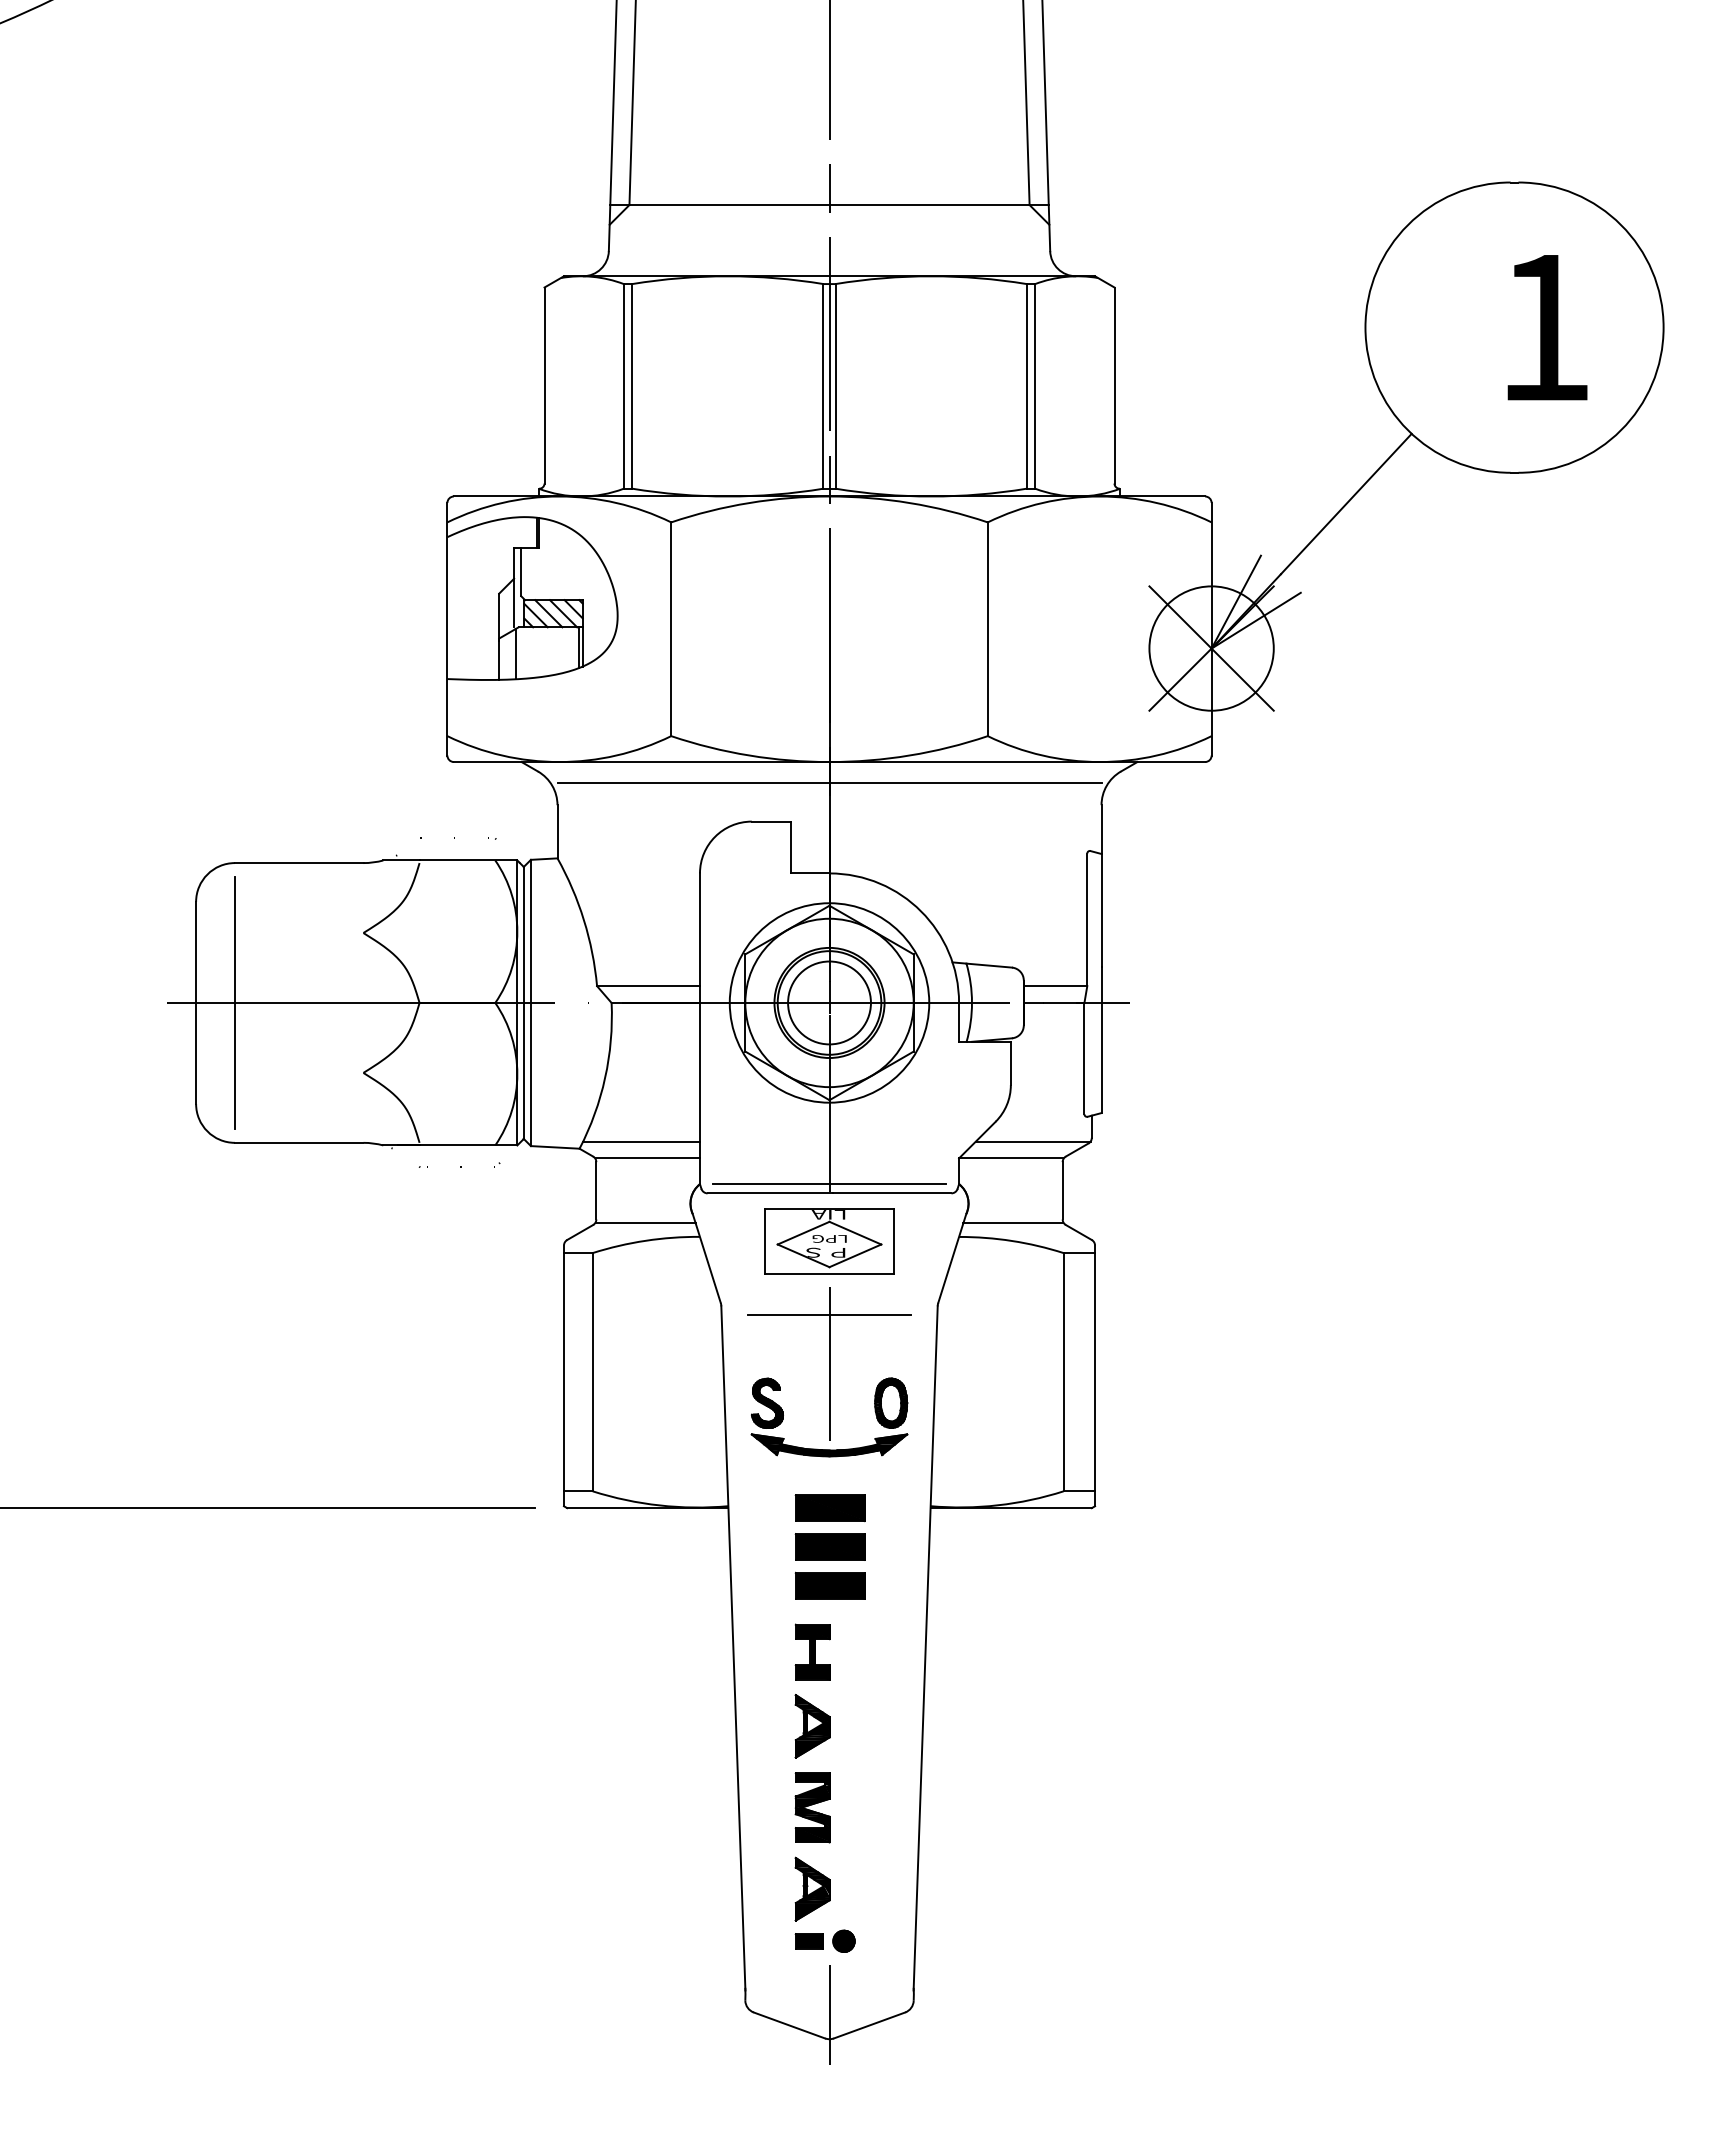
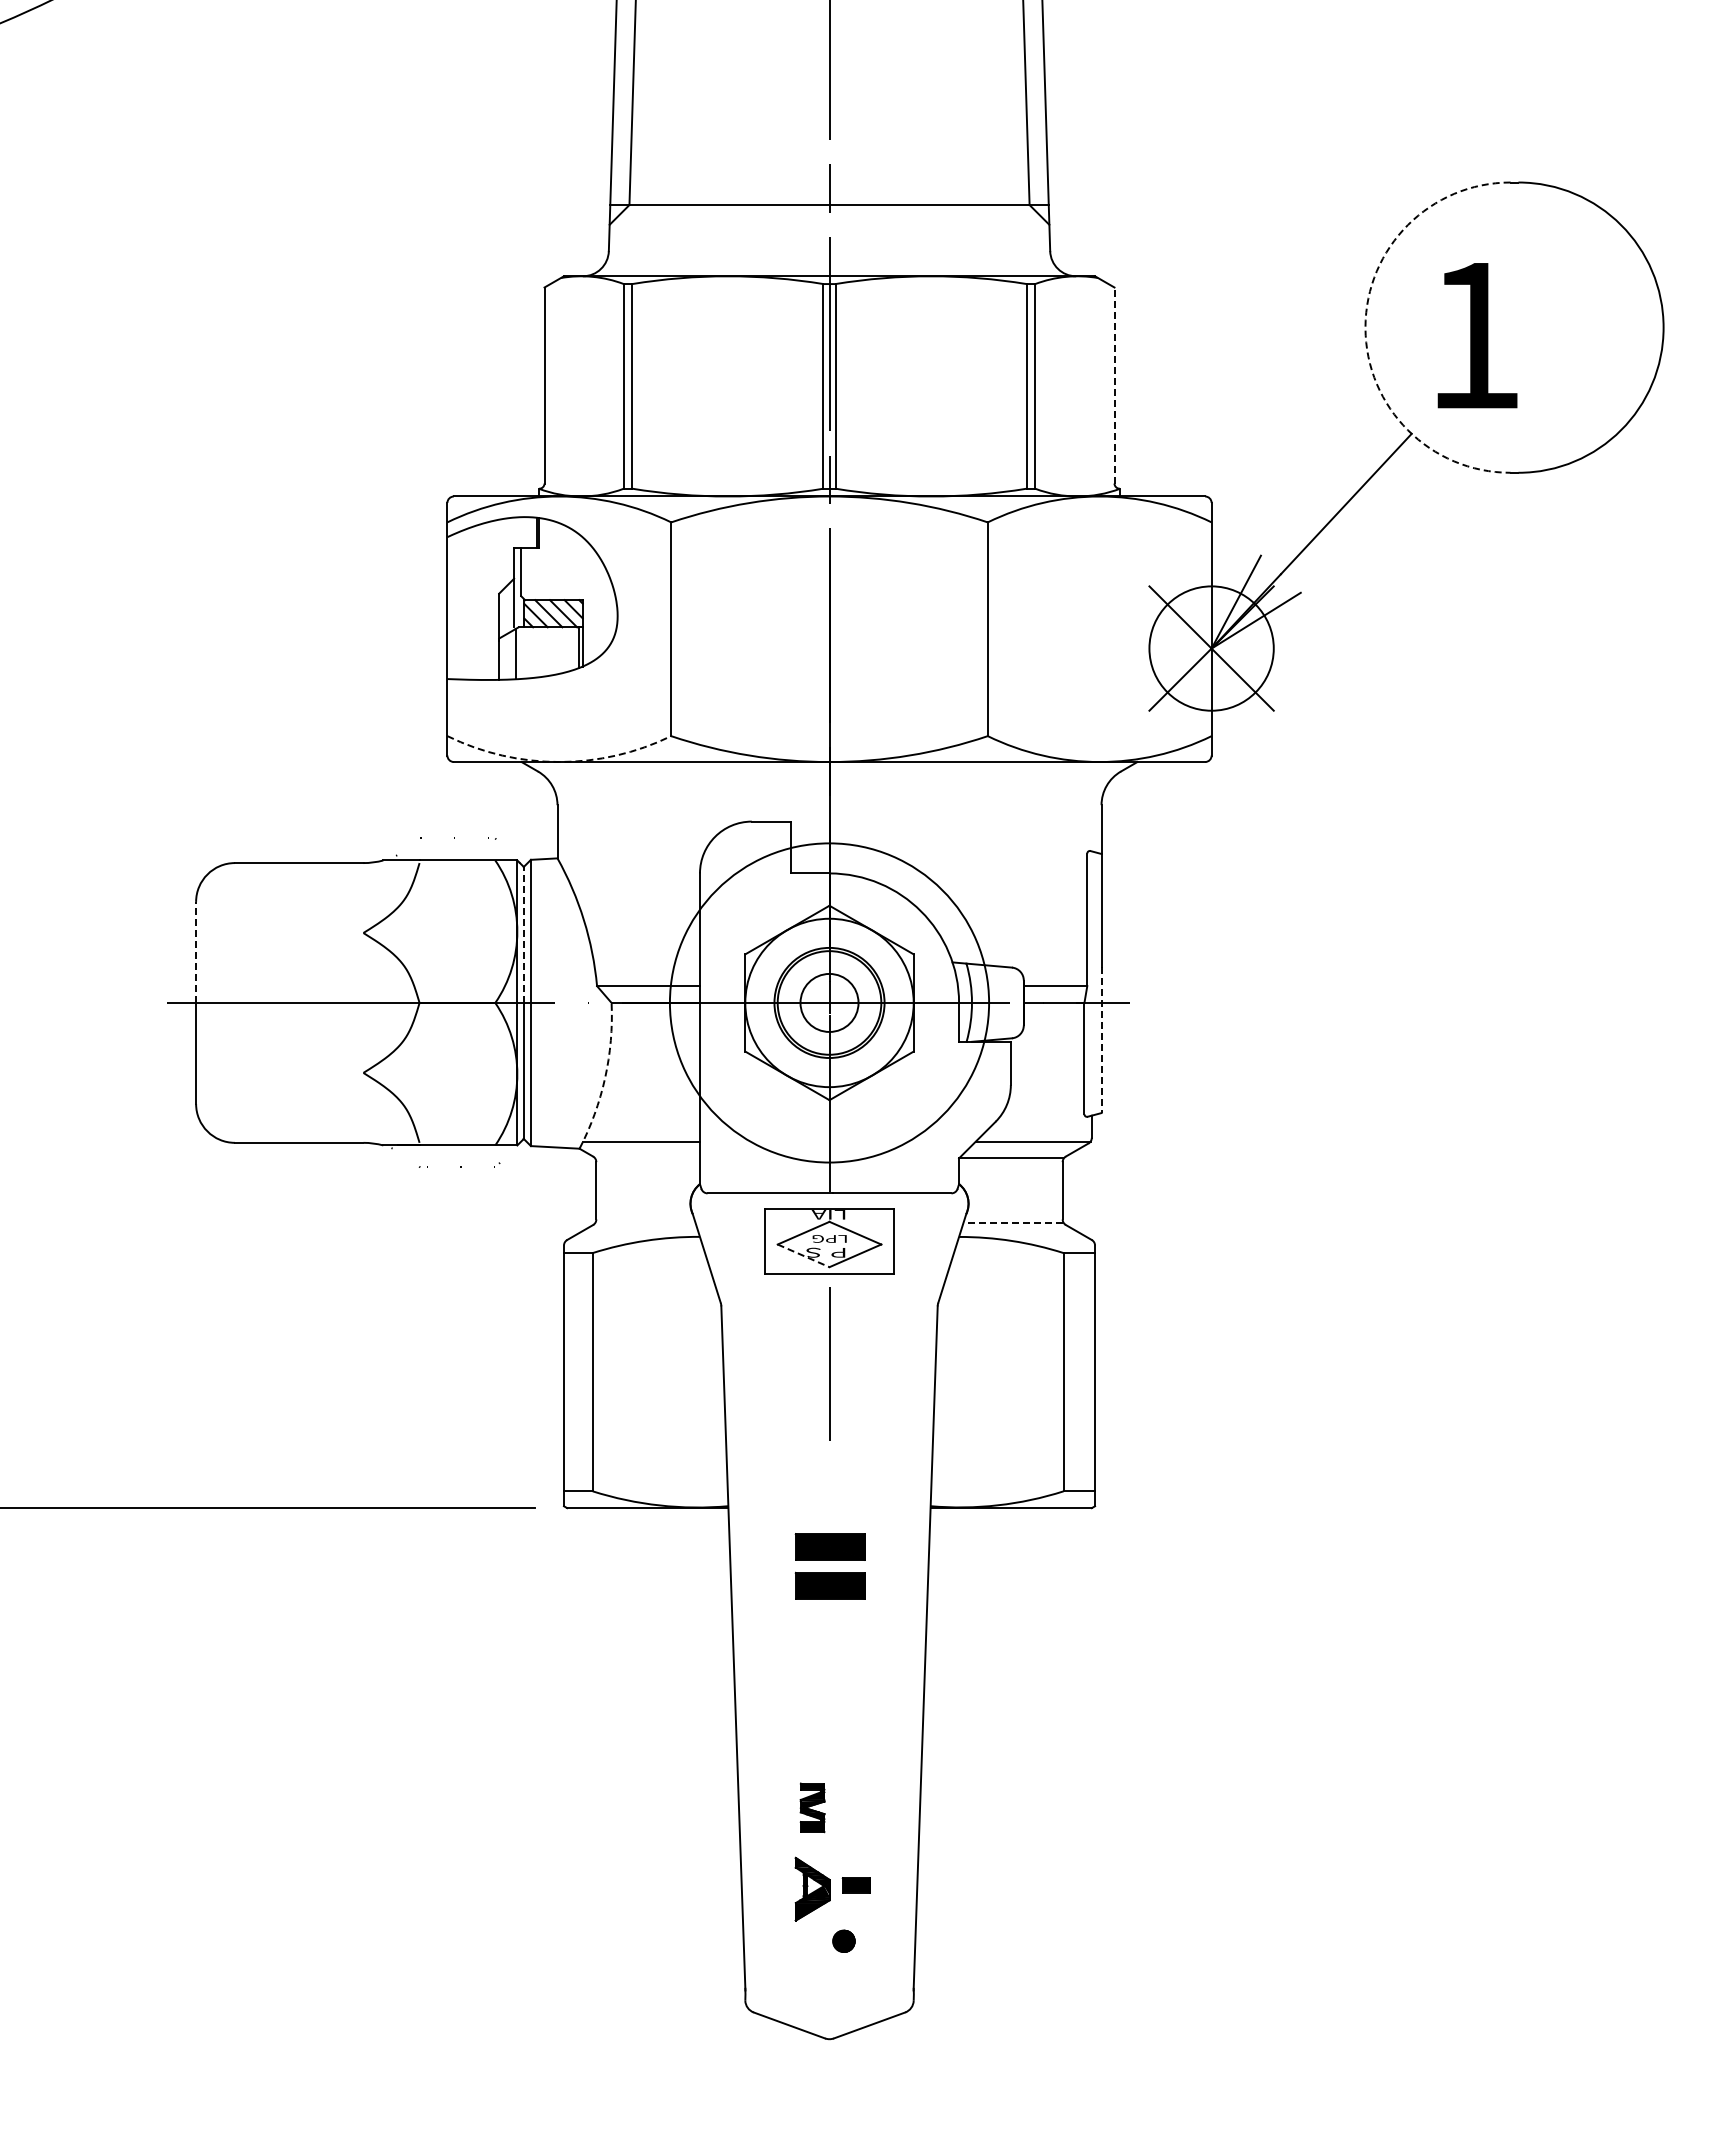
arc: solid -> dashed (1365, 327)
text position: (1547, 327) -> (1477, 335) (1477, 335)
line: solid -> dashed (1114, 385)
arc: solid -> dashed (559, 762)
line: present -> none (829, 782)
line: solid -> dashed (523, 934)
line: solid -> dashed (196, 952)
line: present -> none (234, 1002)
circle diameter: 199 px -> 319 px (829, 1002)
circle diameter: 83 px -> 58 px (829, 1002)
line: solid -> dashed (1101, 1040)
arc: solid -> dashed (605, 1077)
line: present -> none (647, 1158)
line: present -> none (829, 1184)
line: present -> none (645, 1223)
line: solid -> dashed (1013, 1223)
line: solid -> dashed (804, 1256)
line: present -> none (829, 1315)
part: present -> none (829, 1449)
part: present -> none (829, 1508)
part: present -> none (812, 1651)
part: present -> none (812, 1726)
part size: 37x72 px -> 27x52 px (812, 1807)
part position: (808, 1941) -> (855, 1885) (855, 1885)
line: present -> none (829, 2014)
